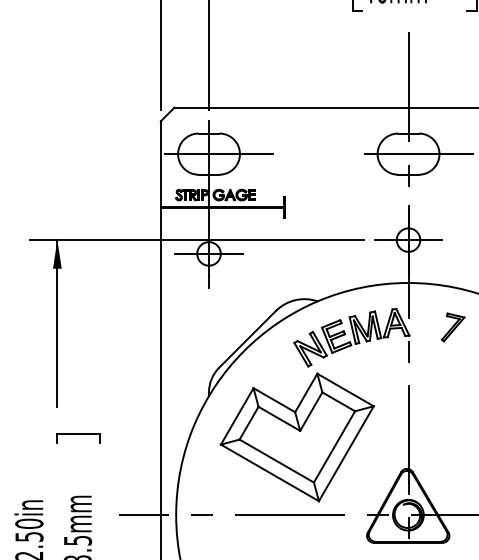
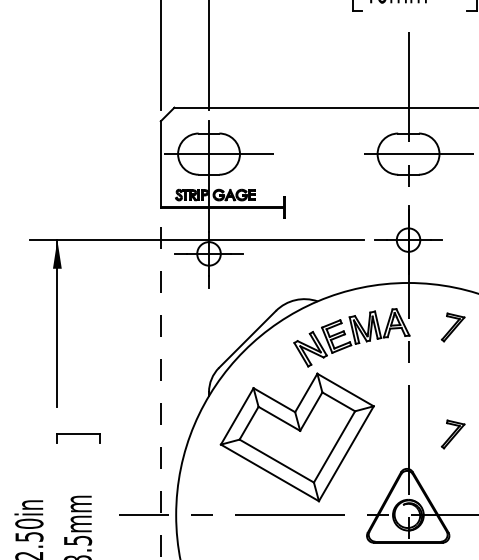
line: solid -> dashed (160, 383)
part: none -> present (452, 434)
